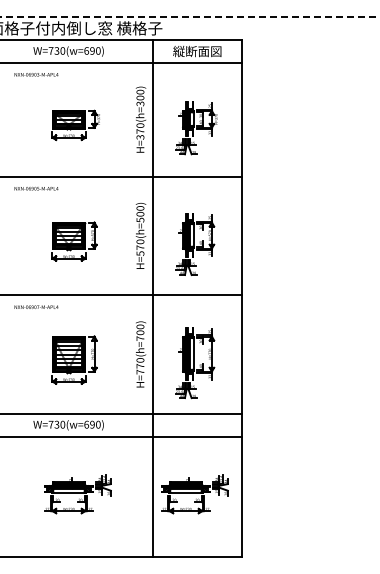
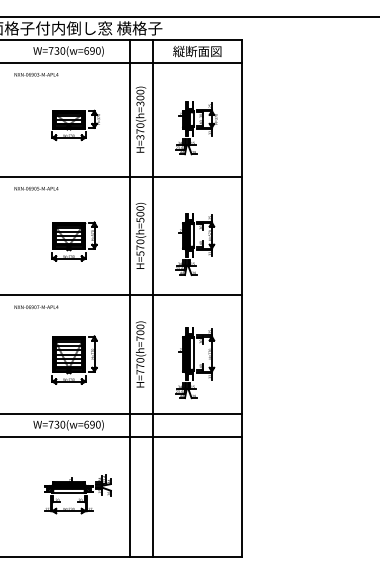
line: dashed -> solid (190, 17)
line: none -> present (129, 298)
part: present -> none (194, 494)
